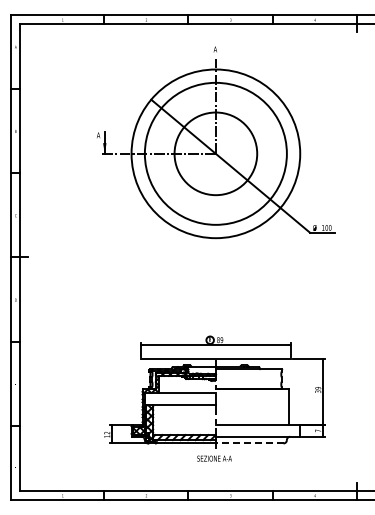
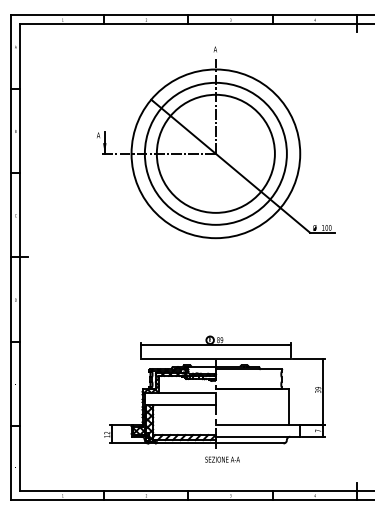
circle diameter: 83 px -> 118 px (215, 153)
line: dashed -> solid (249, 443)
text position: (214, 458) -> (222, 459) (222, 459)
